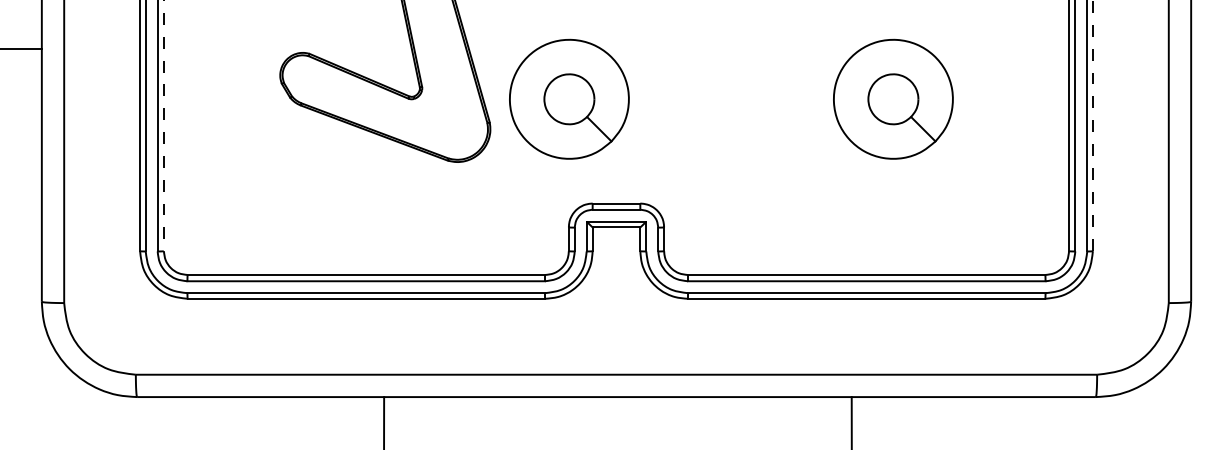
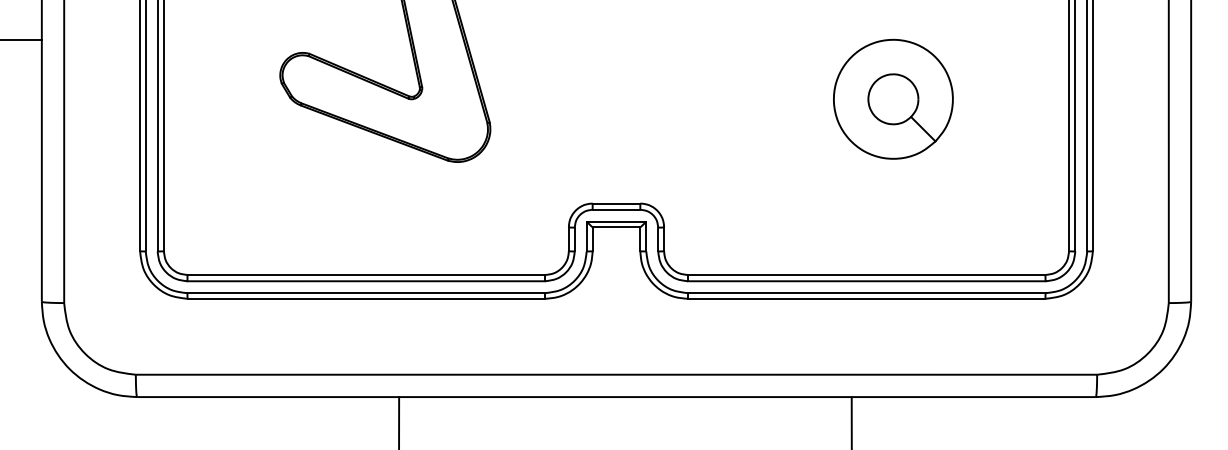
line position: (21, 48) -> (21, 39) (21, 39)
part: present -> none (569, 98)
line: dashed -> solid (1092, 125)
line: dashed -> solid (163, 126)
line position: (384, 421) -> (399, 421) (399, 421)
